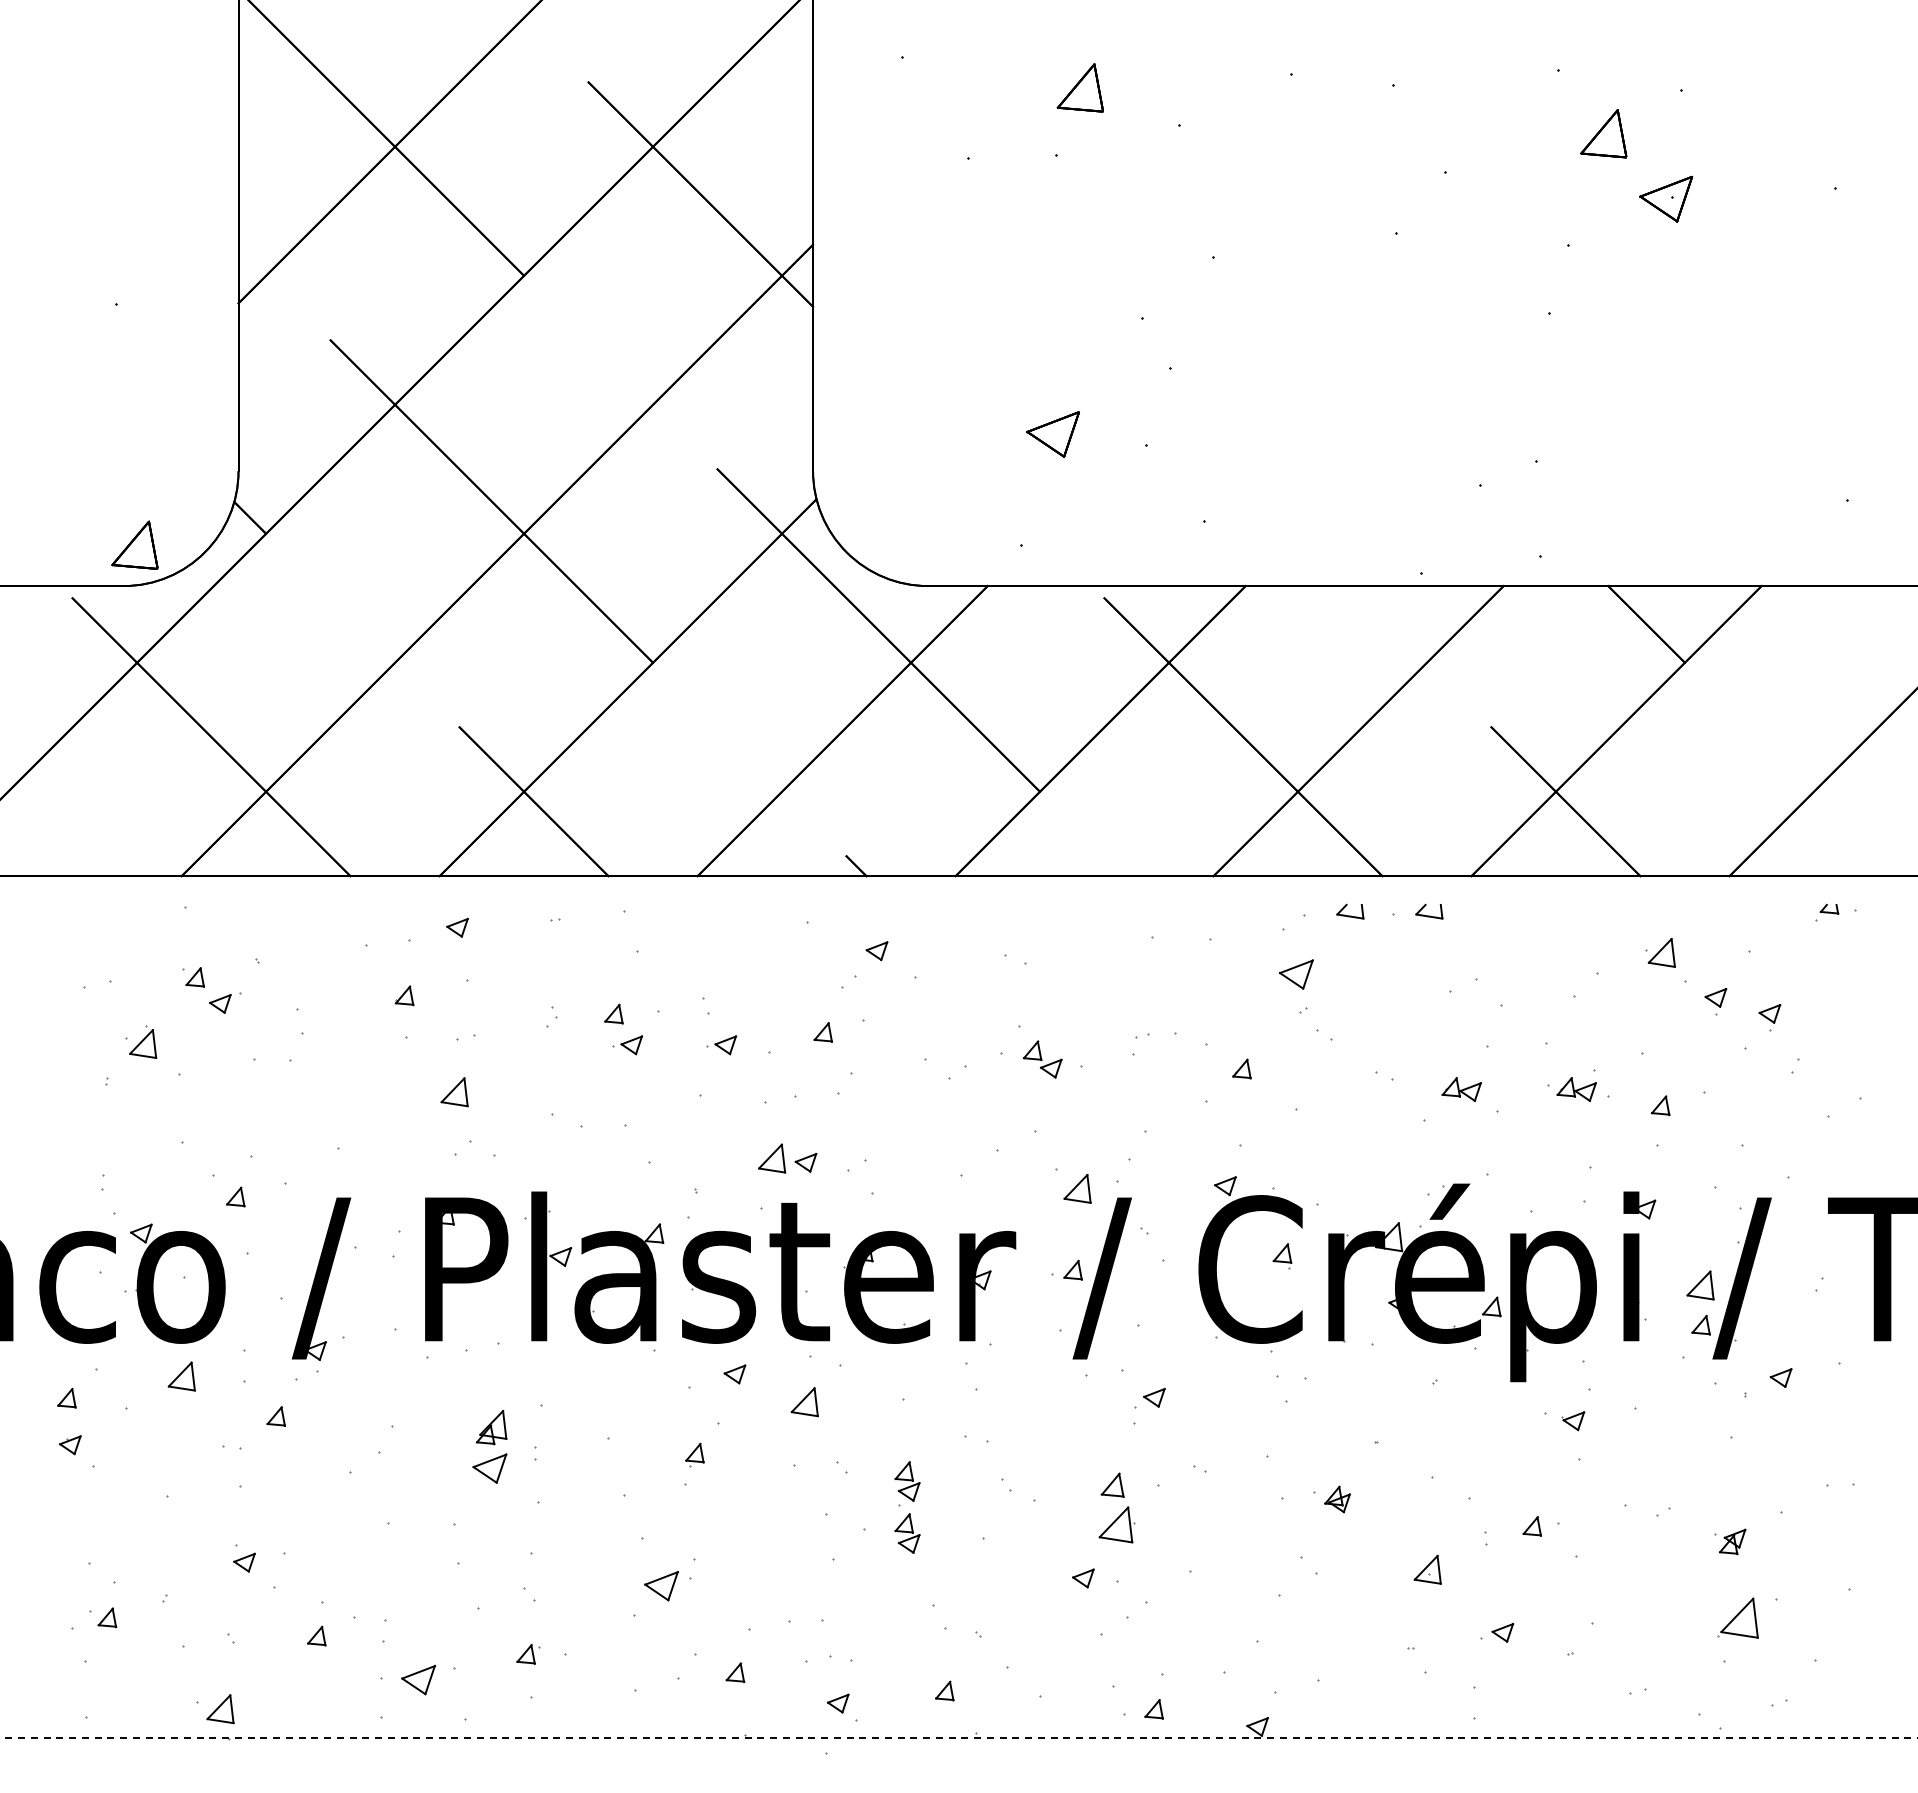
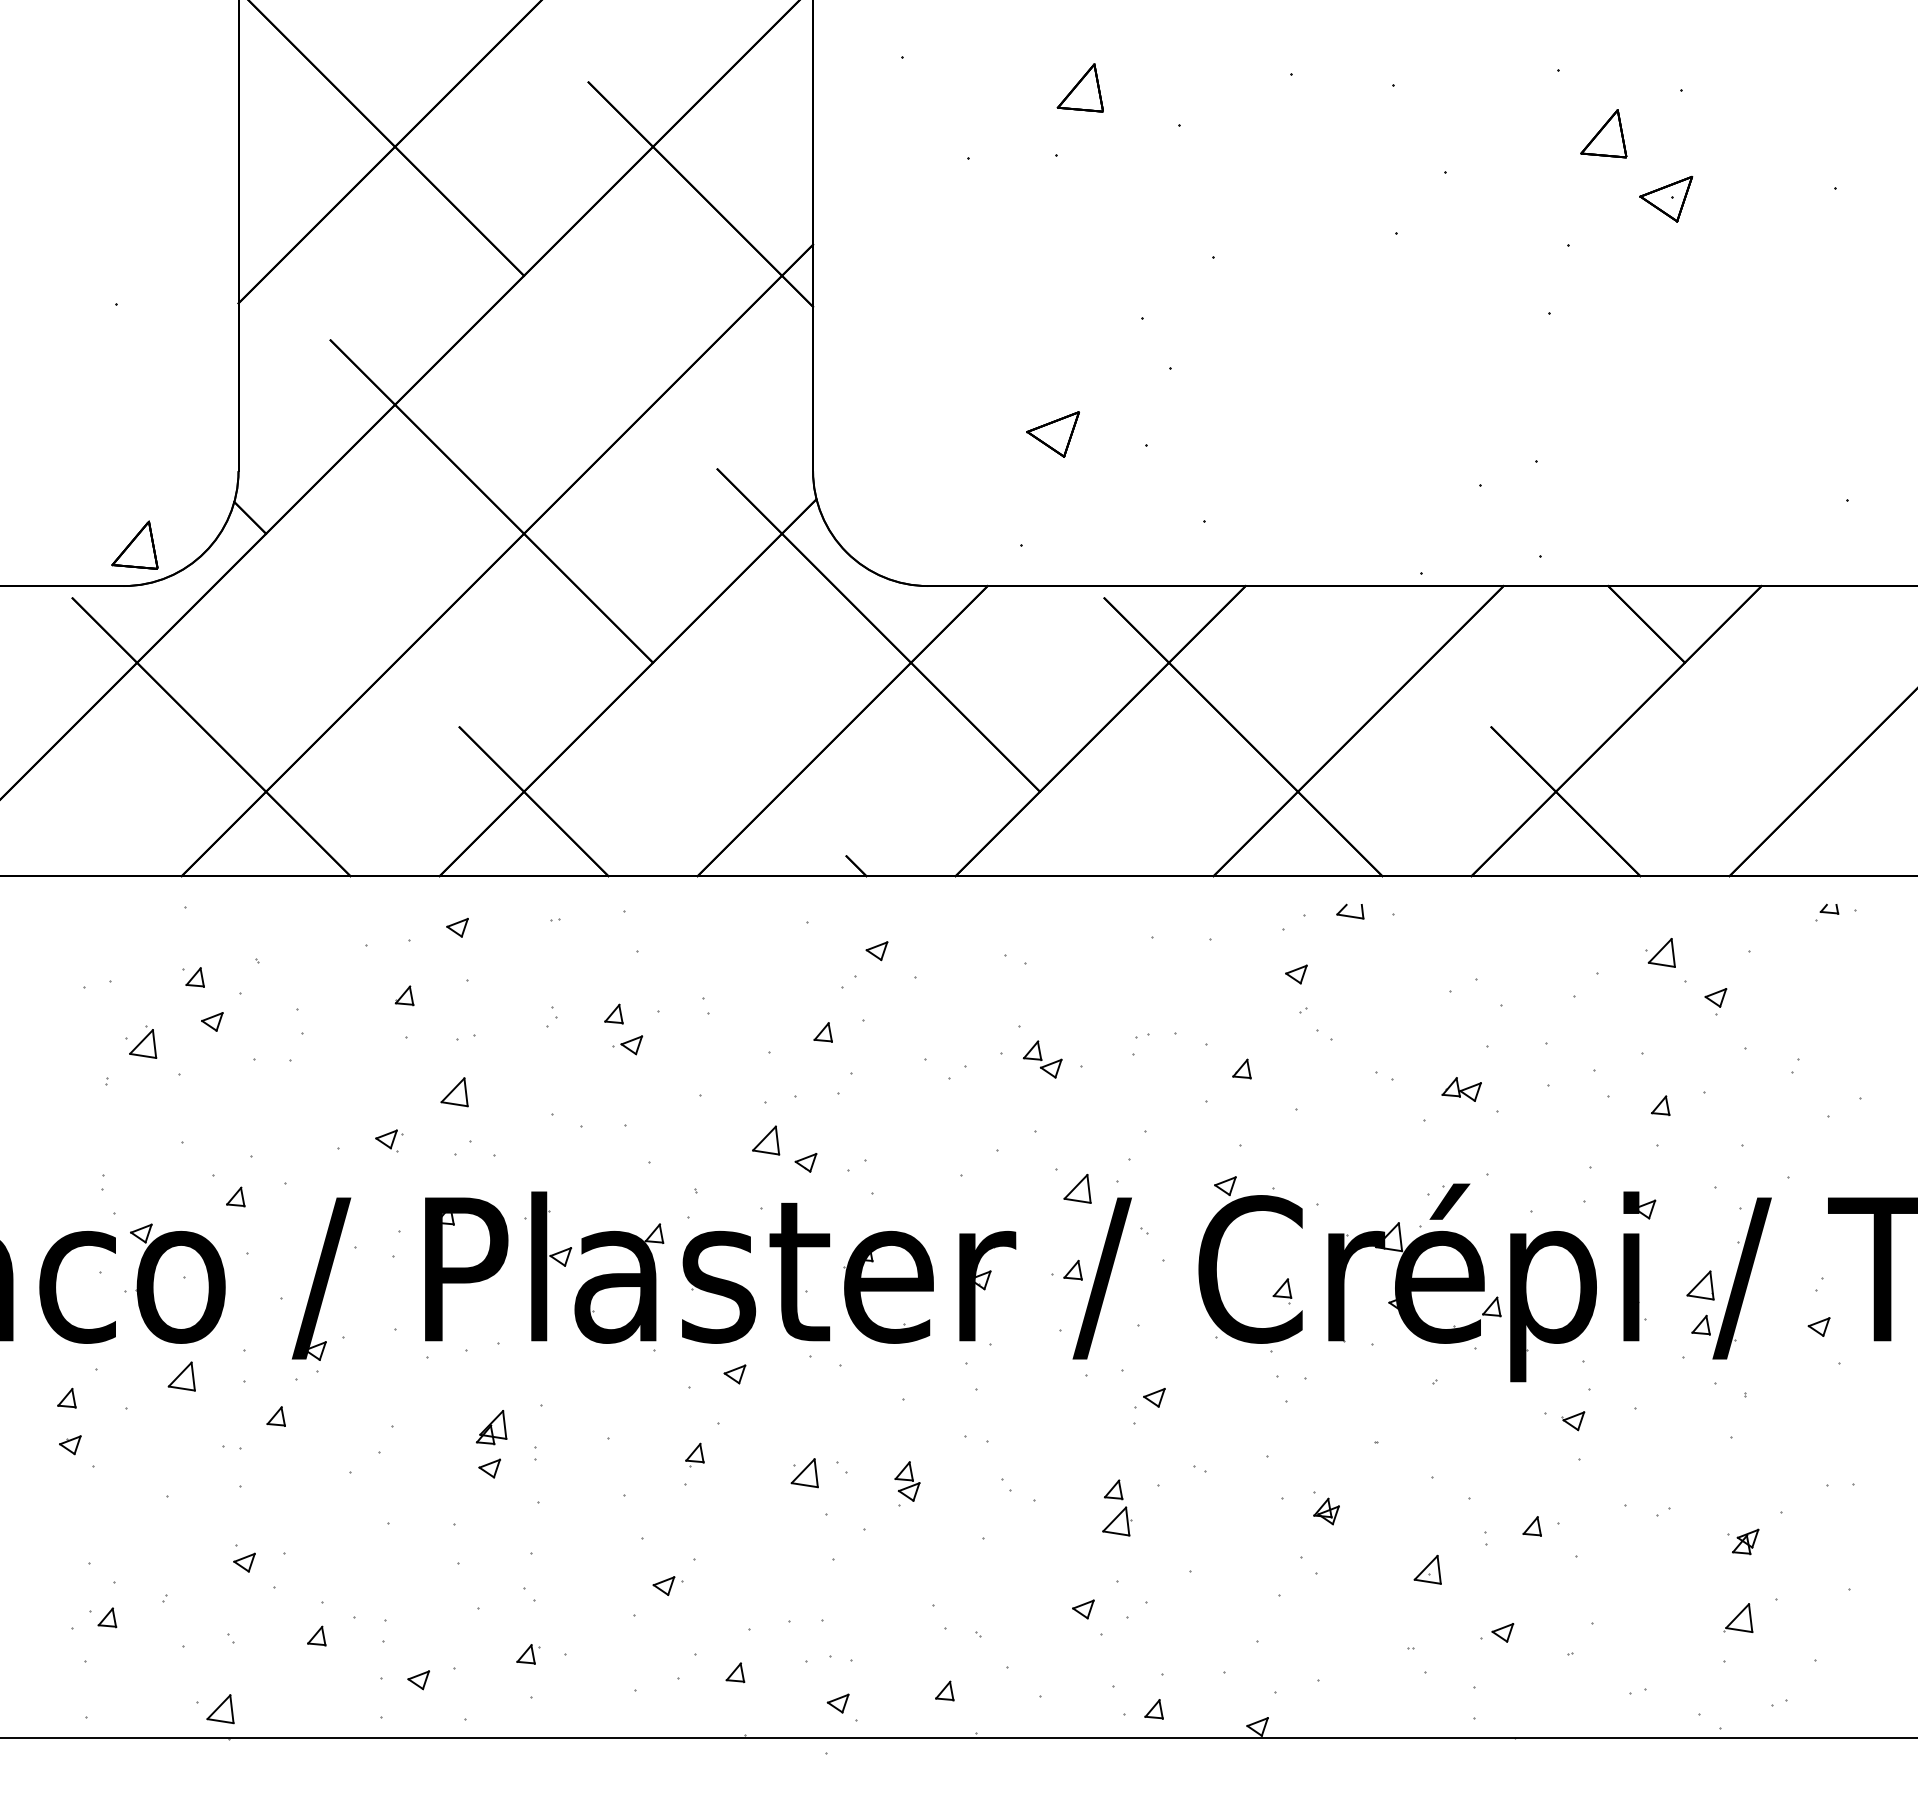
part: present -> none (1429, 911)
part size: 35x31 px -> 23x21 px (1296, 974)
part position: (220, 1003) -> (212, 1021) (212, 1021)
part: present -> none (1769, 1017)
part: present -> none (721, 1045)
part: present -> none (1576, 1089)
part: none -> present (389, 1140)
part position: (772, 1158) -> (766, 1140) (766, 1140)
part position: (1282, 1256) -> (1282, 1291) (1282, 1291)
part position: (1780, 1377) -> (1818, 1326) (1818, 1326)
part position: (804, 1402) -> (804, 1473) (804, 1473)
part size: 36x31 px -> 23x21 px (489, 1468)
part position: (1337, 1499) -> (1326, 1511) (1326, 1511)
part size: 38x72 px -> 31x58 px (1117, 1507)
part: present -> none (907, 1533)
part position: (1730, 1541) -> (1743, 1541) (1743, 1541)
part position: (1083, 1578) -> (1083, 1609) (1083, 1609)
part size: 48x31 px -> 32x20 px (667, 1585)
part size: 42x42 px -> 31x30 px (1738, 1617)
part size: 36x31 px -> 24x21 px (418, 1680)
line: dashed -> solid (959, 1738)
